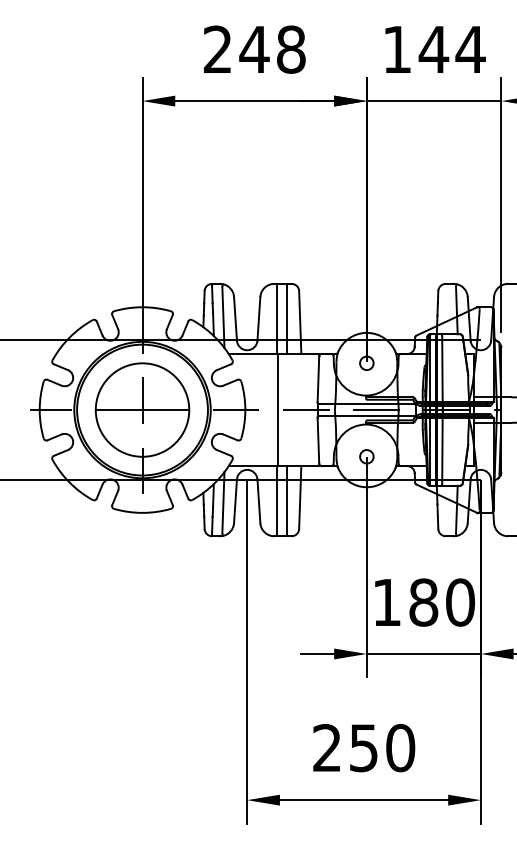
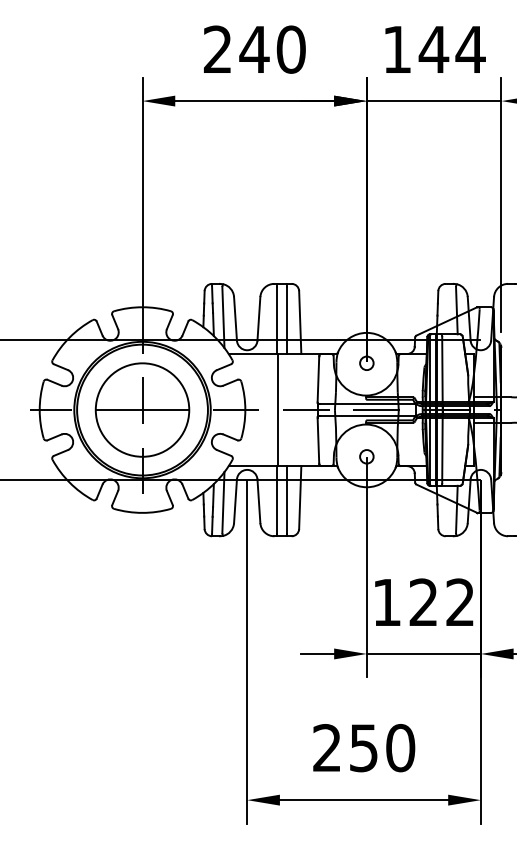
text: 248 -> 240 (290, 49)
text: 180 -> 122 (441, 602)
